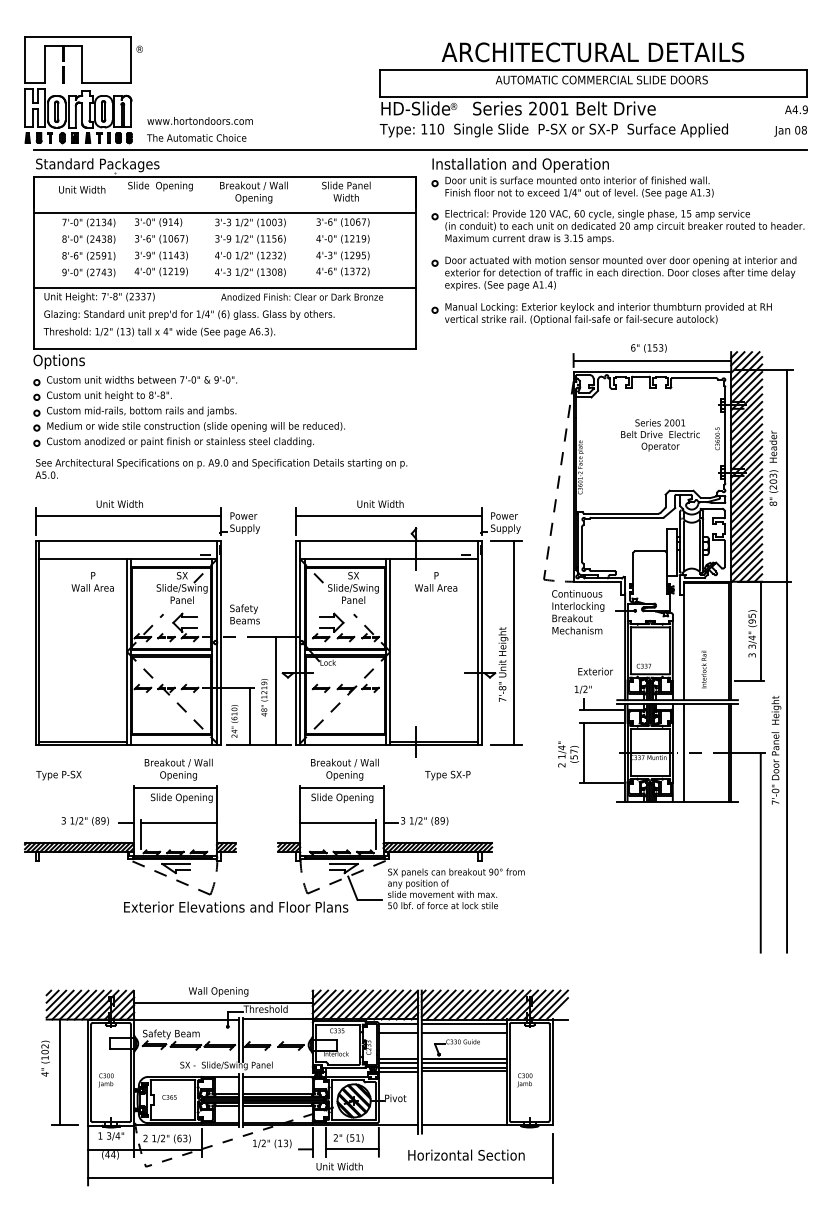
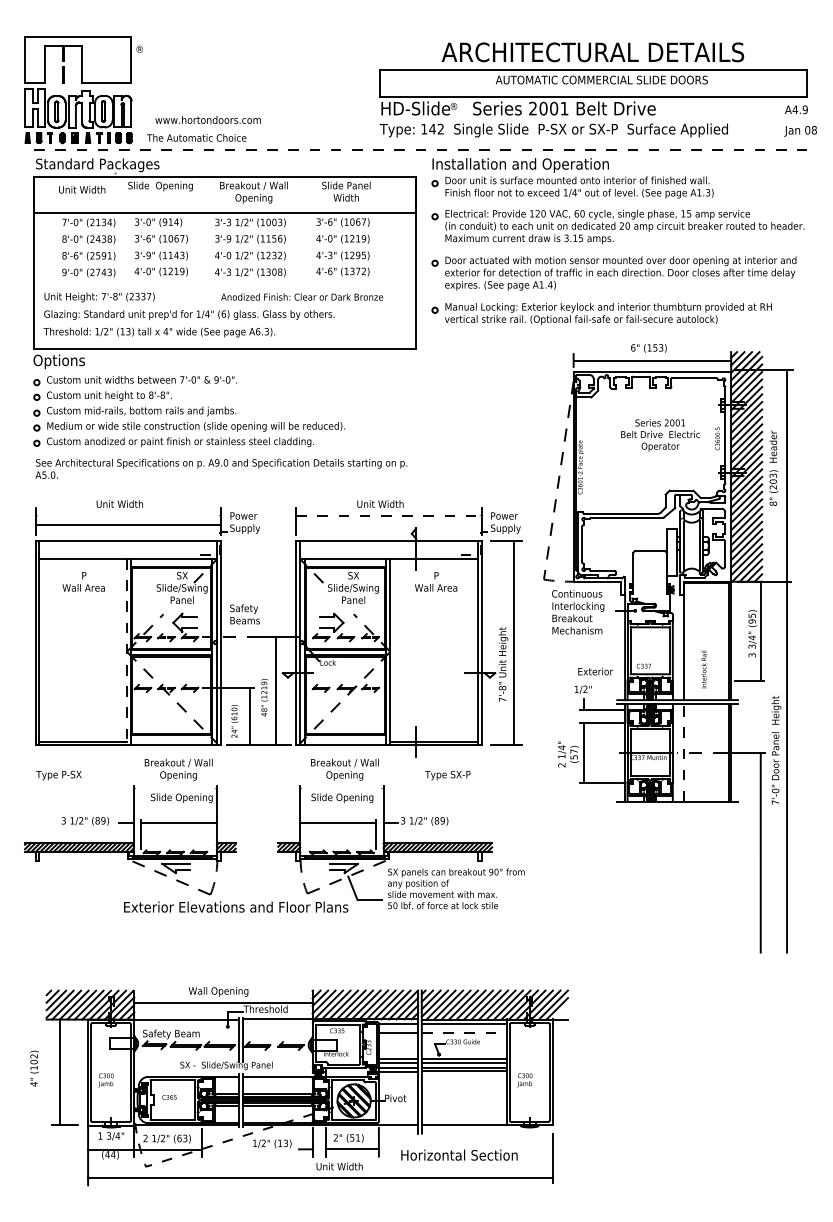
text position: (199, 120) -> (207, 119) (207, 119)
text: 110 -> 142 (436, 128)
text position: (790, 131) -> (800, 131) (800, 131)
line: solid -> dashed (421, 150)
line: present -> none (224, 287)
line position: (128, 515) -> (128, 524) (128, 524)
line: solid -> dashed (388, 515)
text position: (92, 581) -> (83, 581) (83, 581)
line: solid -> dashed (126, 651)
line: solid -> dashed (683, 752)
line: present -> none (175, 788)
line: present -> none (341, 788)
line: solid -> dashed (464, 1033)
text position: (45, 1058) -> (34, 1068) (34, 1068)
text position: (466, 1154) -> (459, 1154) (459, 1154)
